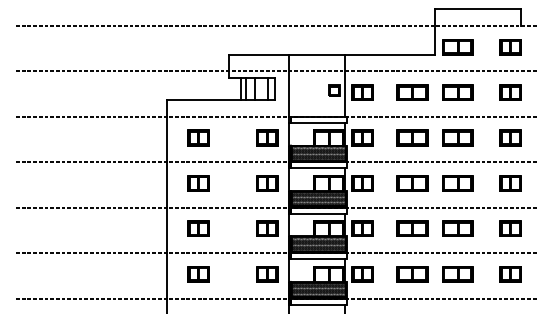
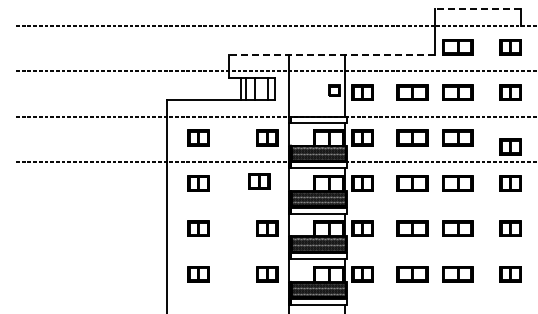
line: solid -> dashed (477, 9)
line: solid -> dashed (331, 54)
part position: (510, 137) -> (510, 146) (510, 146)
part position: (267, 183) -> (259, 181) (259, 181)
line: present -> none (275, 207)
line: present -> none (275, 253)
line: present -> none (275, 298)
